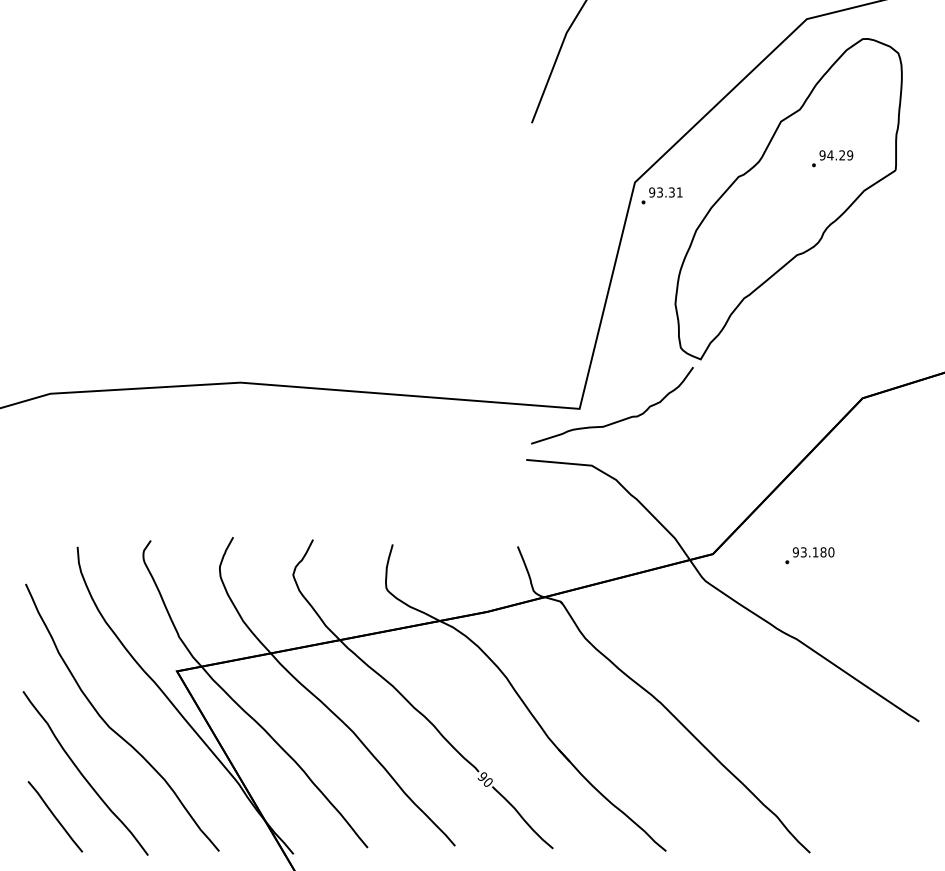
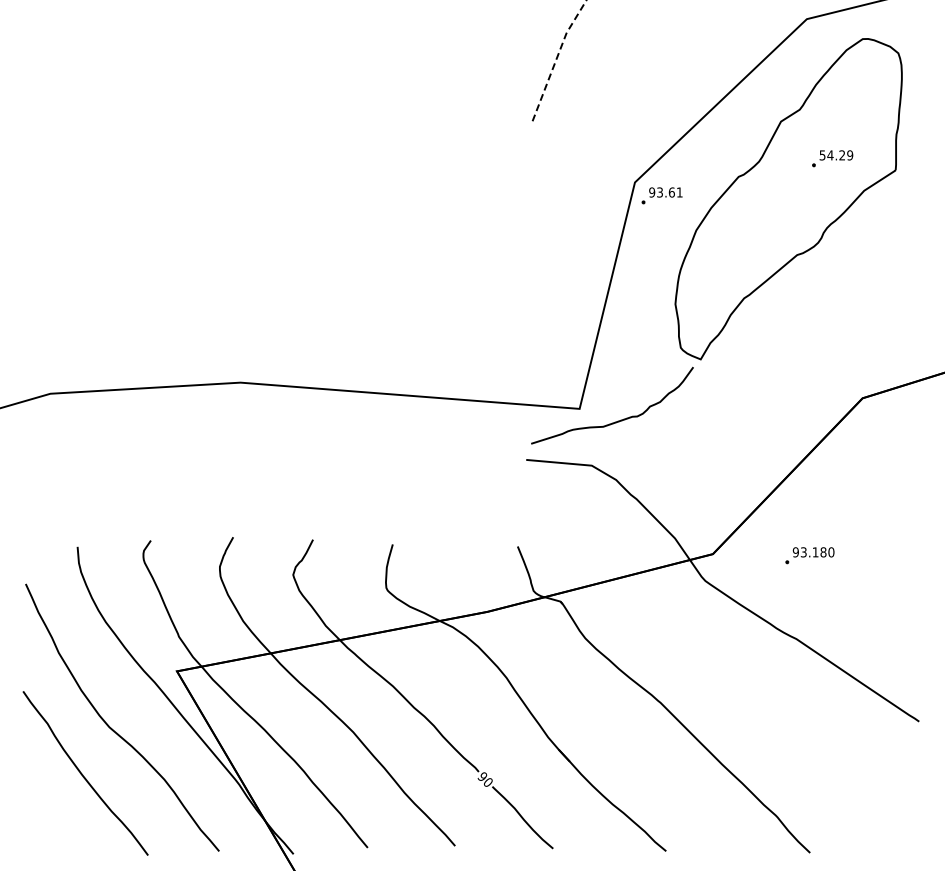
line: solid -> dashed (556, 59)
text: 94.29 -> 54.29 (822, 155)
text: 93.31 -> 93.61 (671, 192)
line: present -> none (55, 816)
